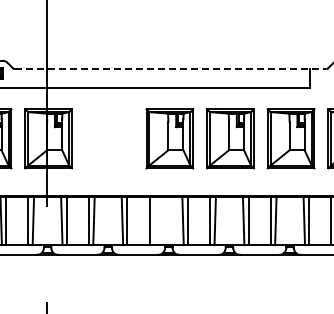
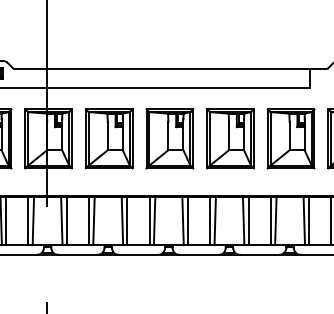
line: dashed -> solid (170, 69)
part: none -> present (108, 138)
line: none -> present (154, 221)
